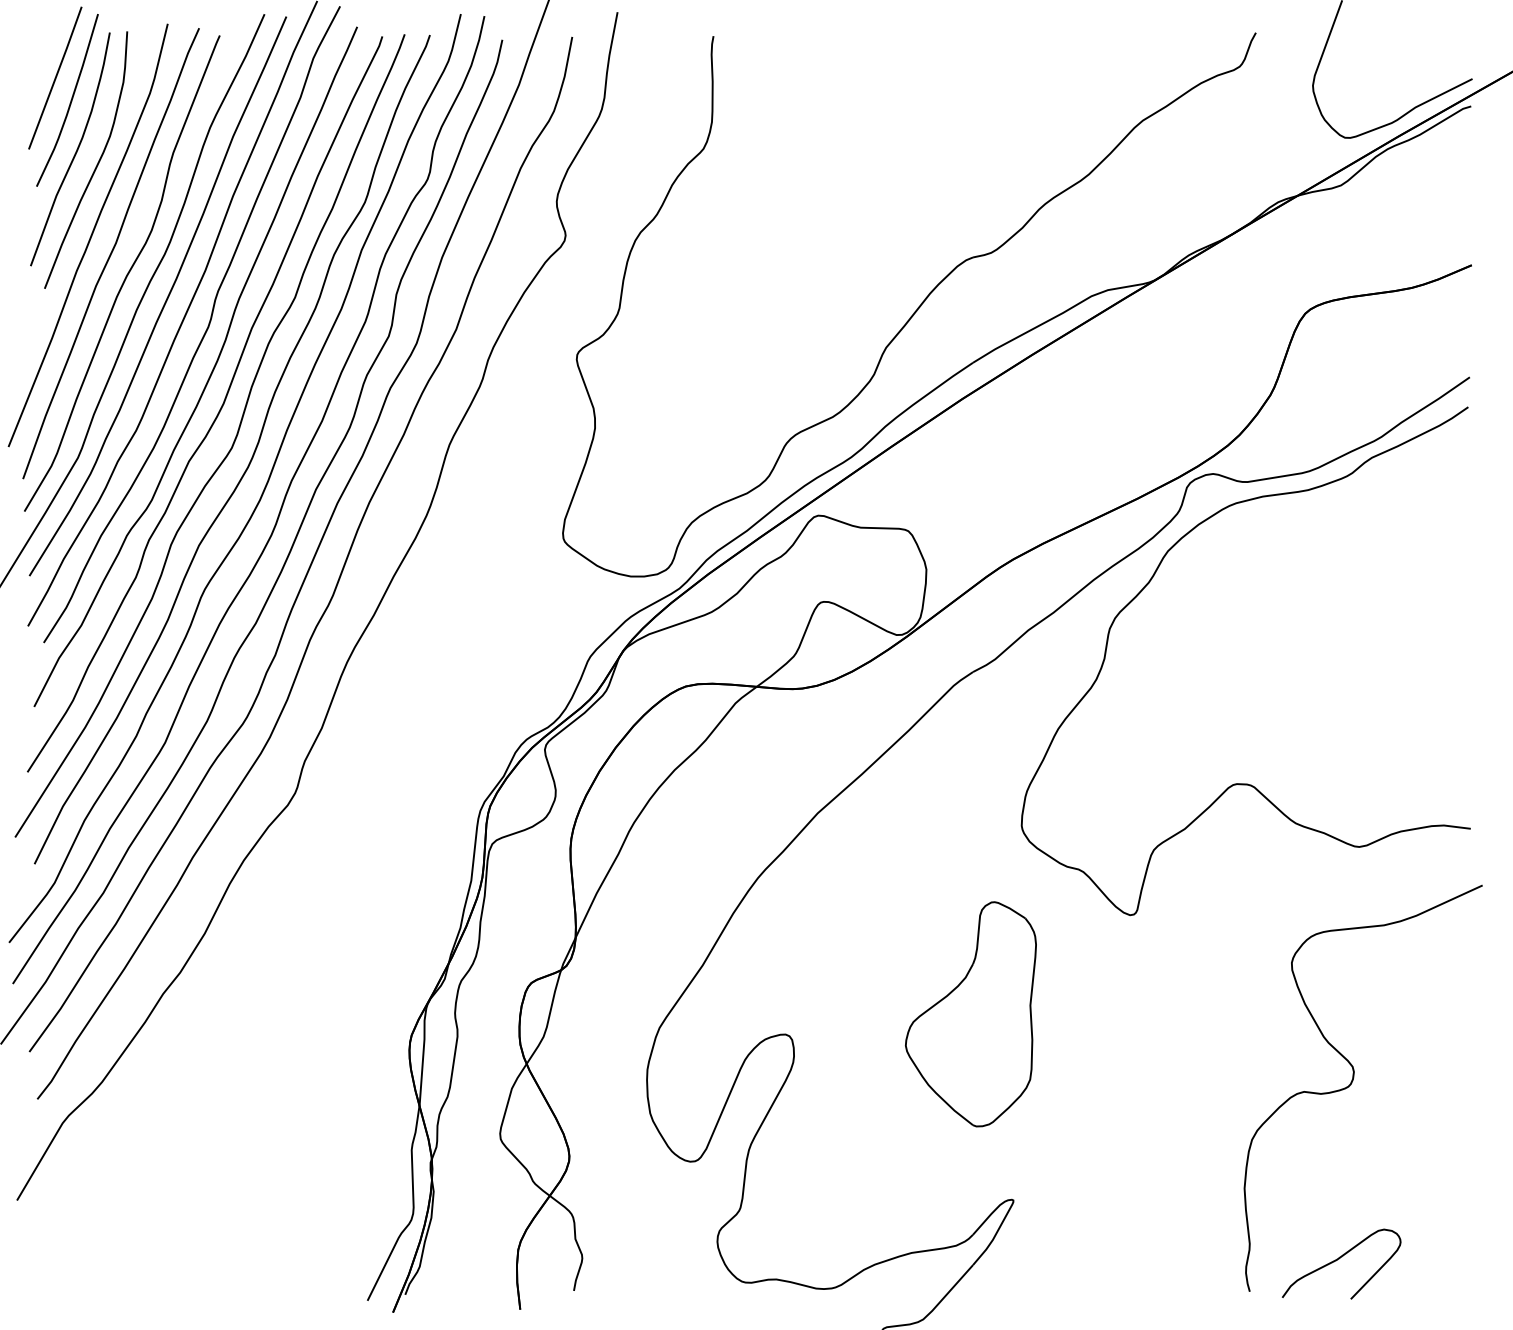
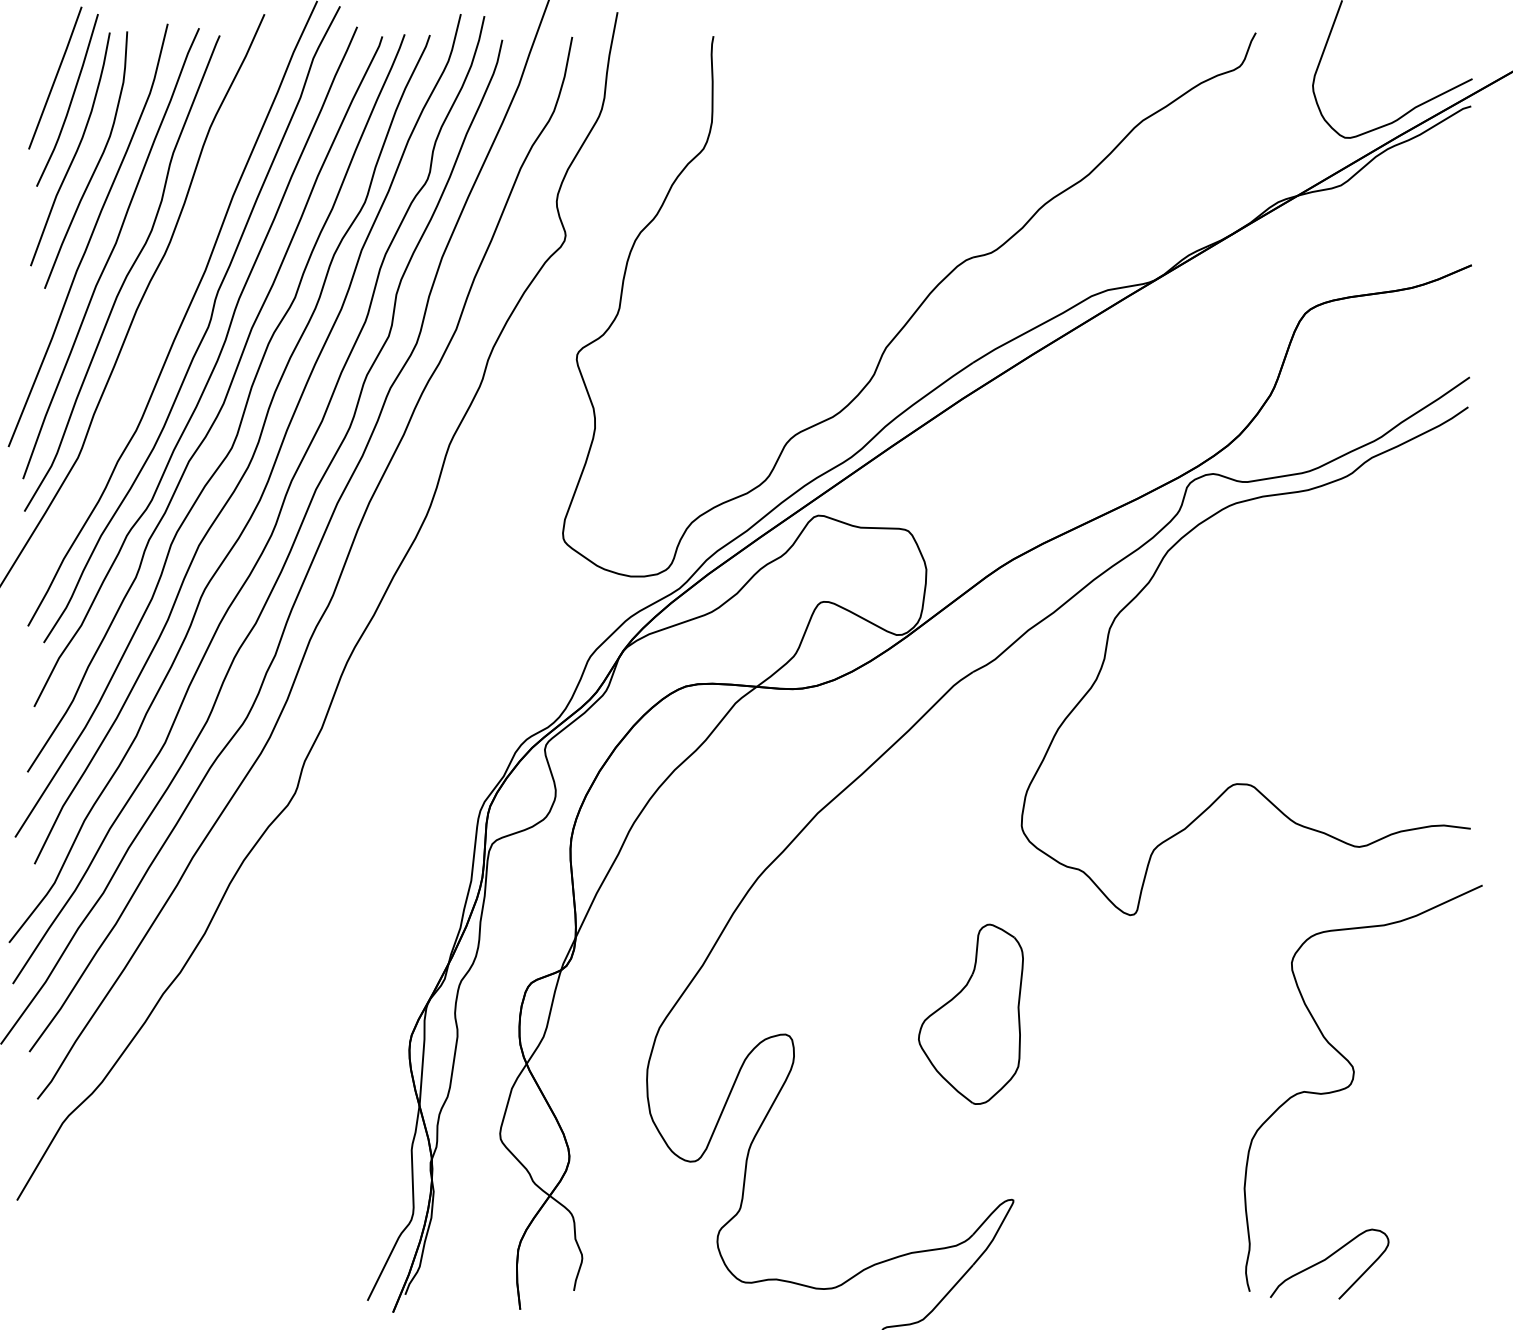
curve: present -> none (165, 300)
part size: 132x227 px -> 106x182 px (970, 1013)
curve position: (1339, 1259) -> (1327, 1259) (1327, 1259)
